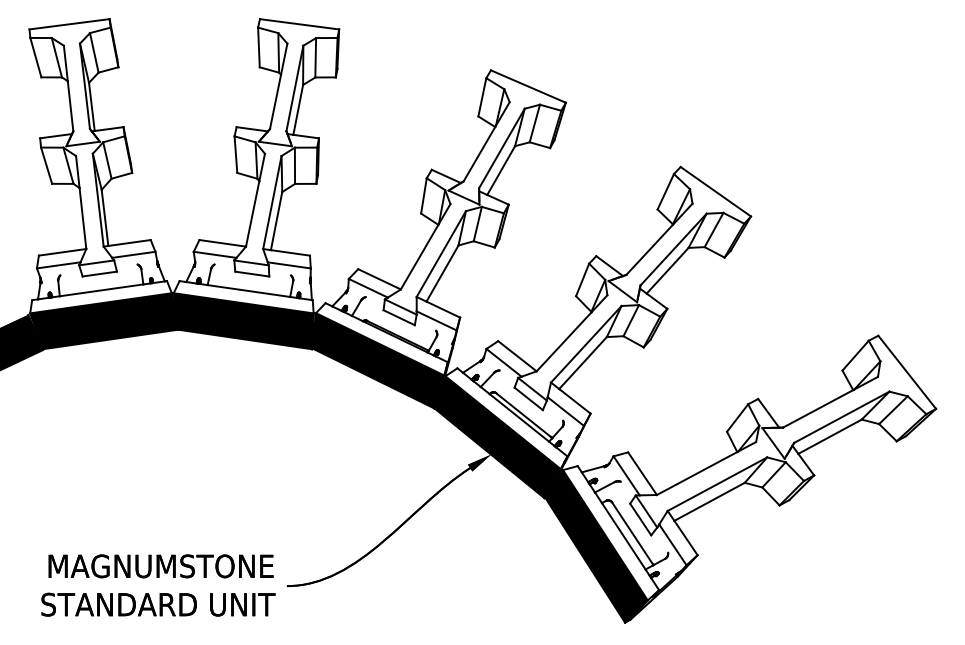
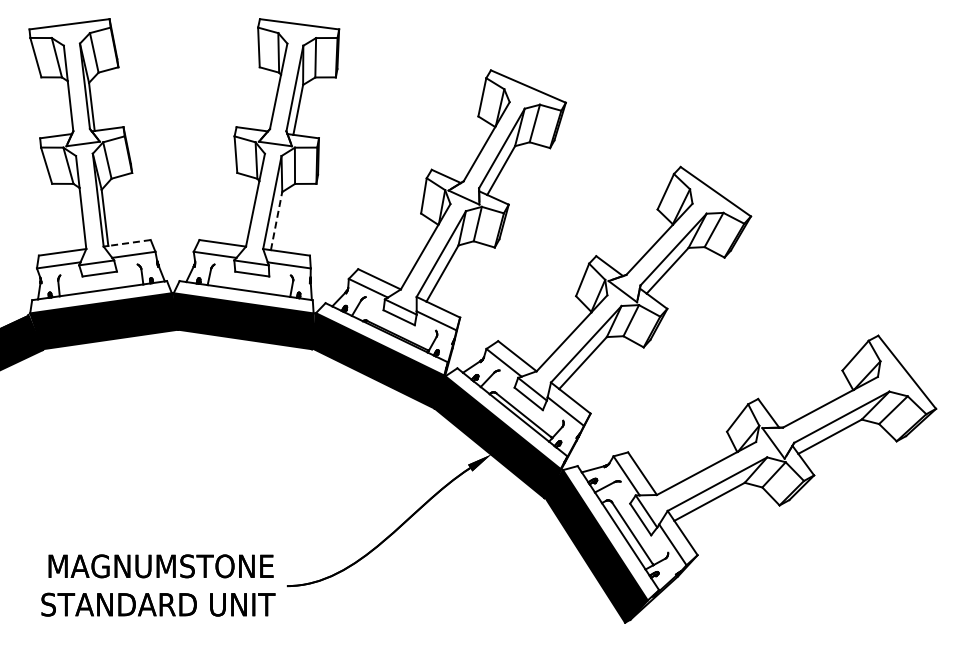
line: solid -> dashed (276, 221)
line: solid -> dashed (129, 243)
